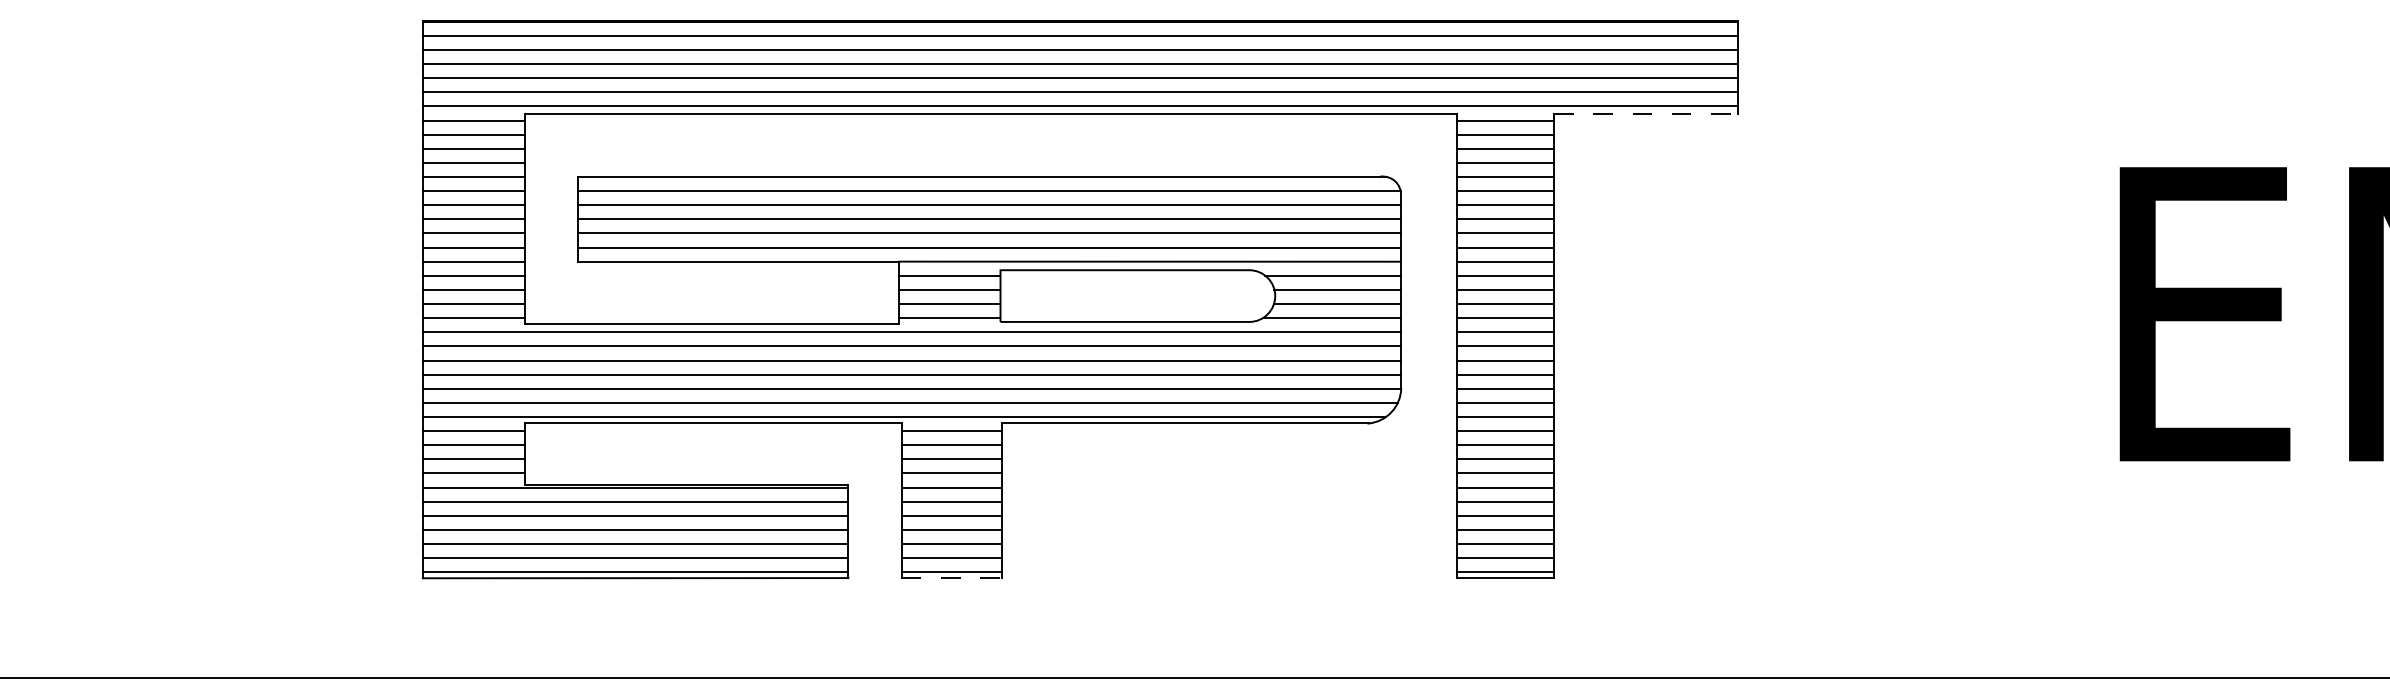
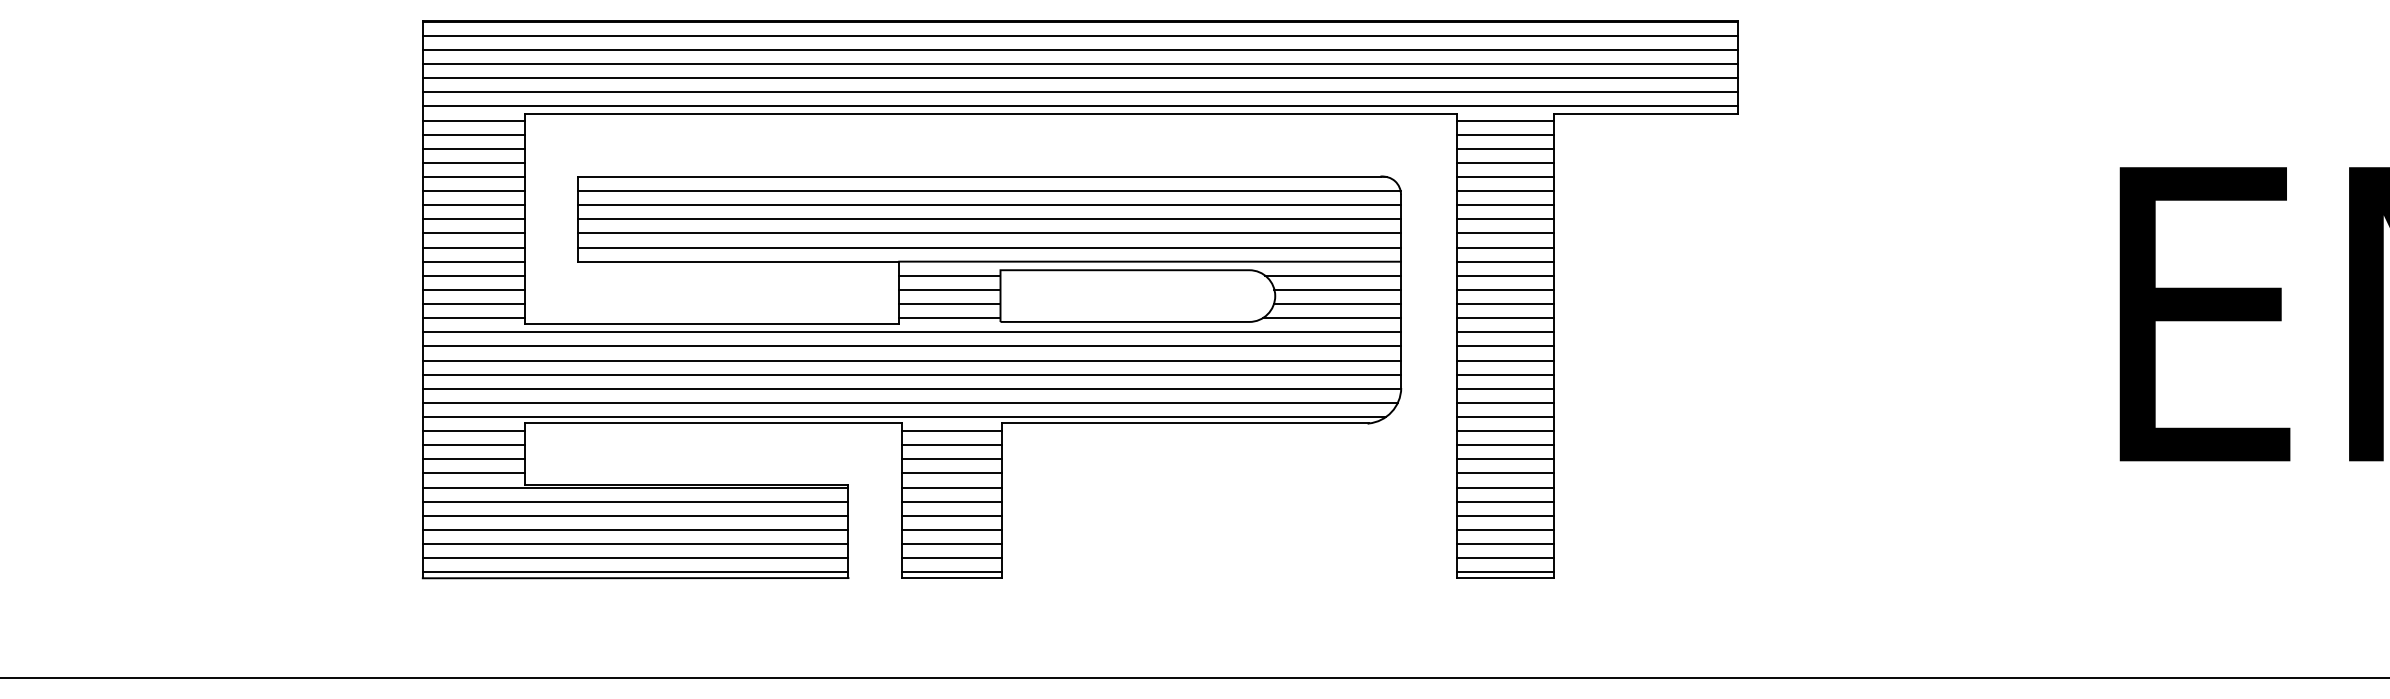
line: dashed -> solid (1646, 114)
line: dashed -> solid (951, 578)
